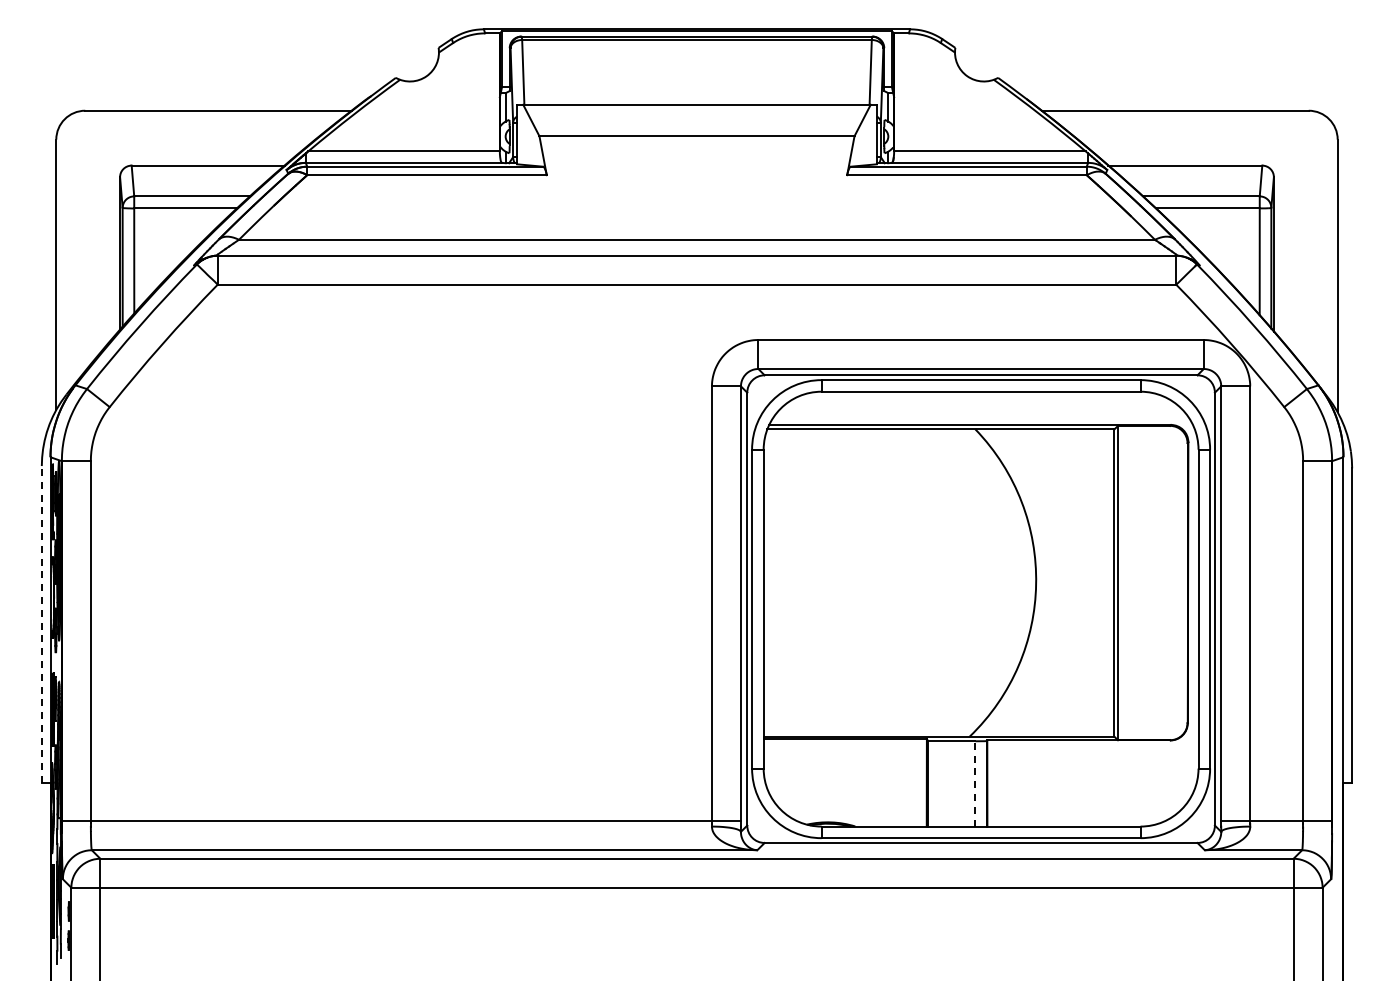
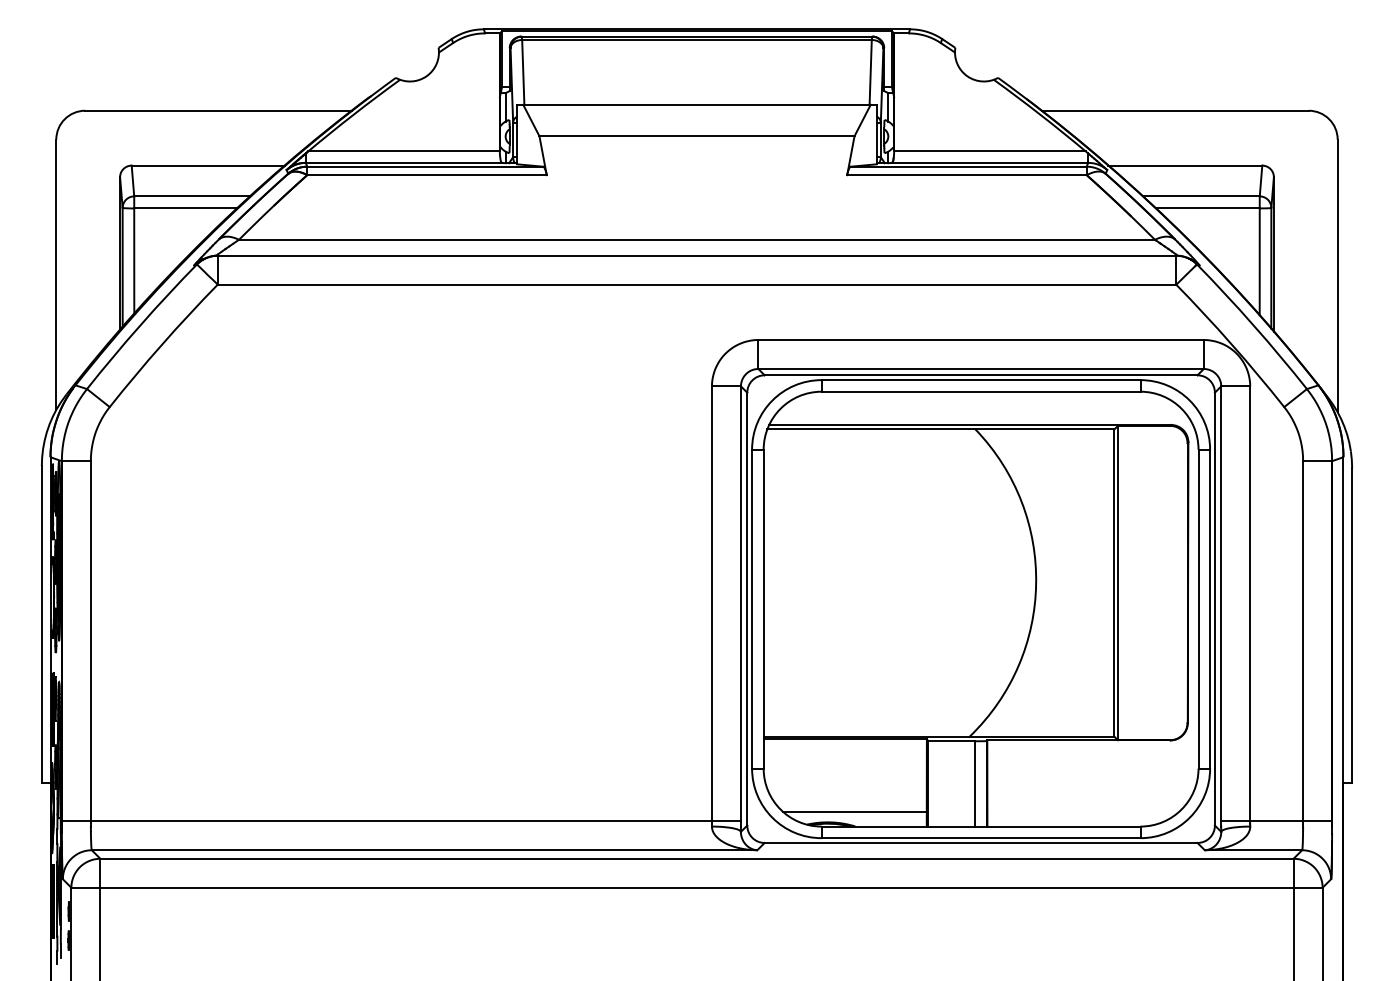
line: dashed -> solid (41, 624)
line: dashed -> solid (975, 783)
line: none -> present (854, 812)
